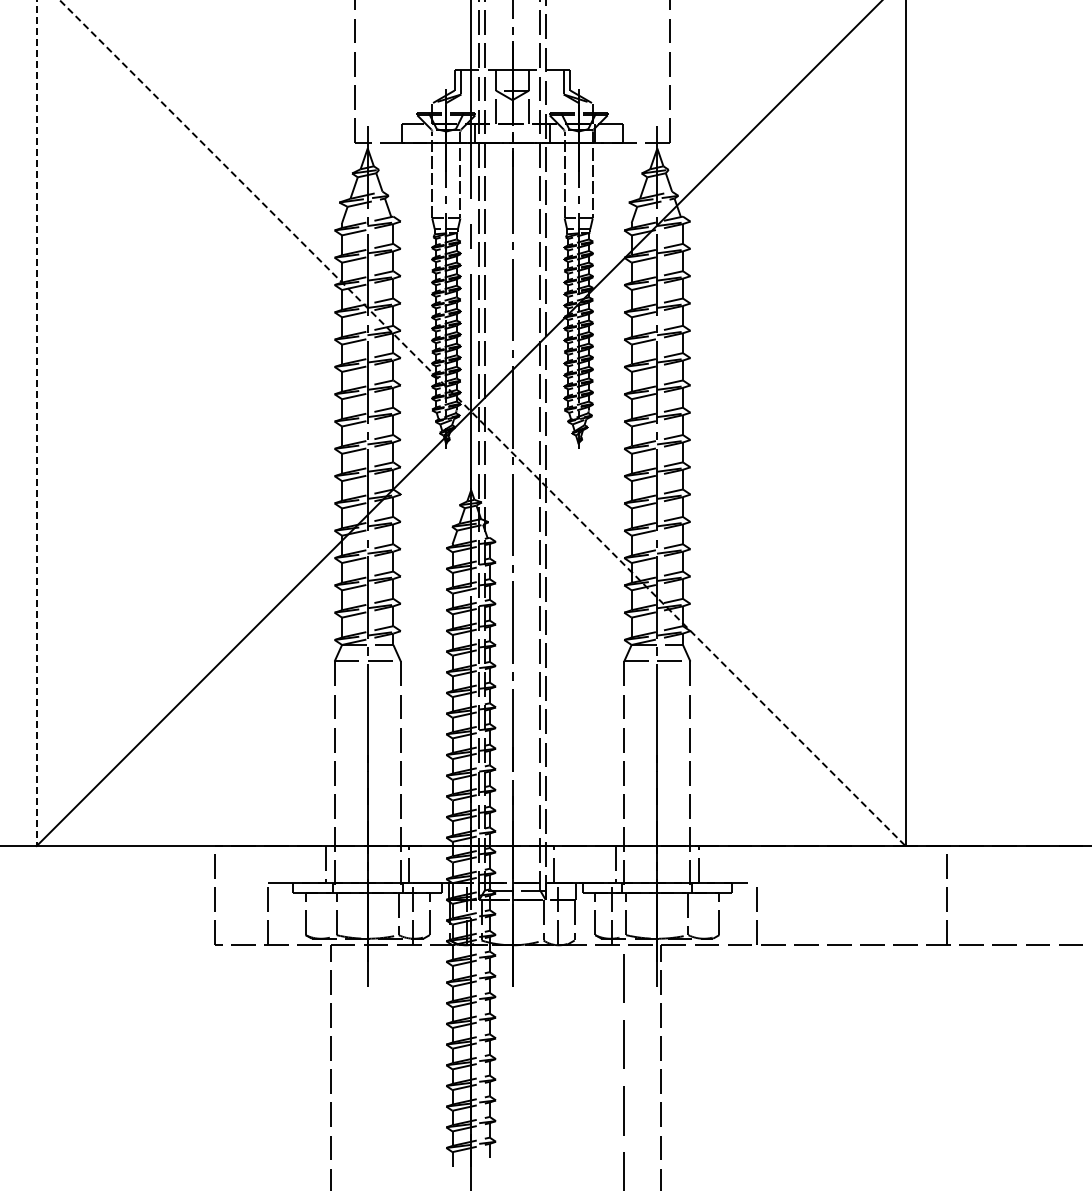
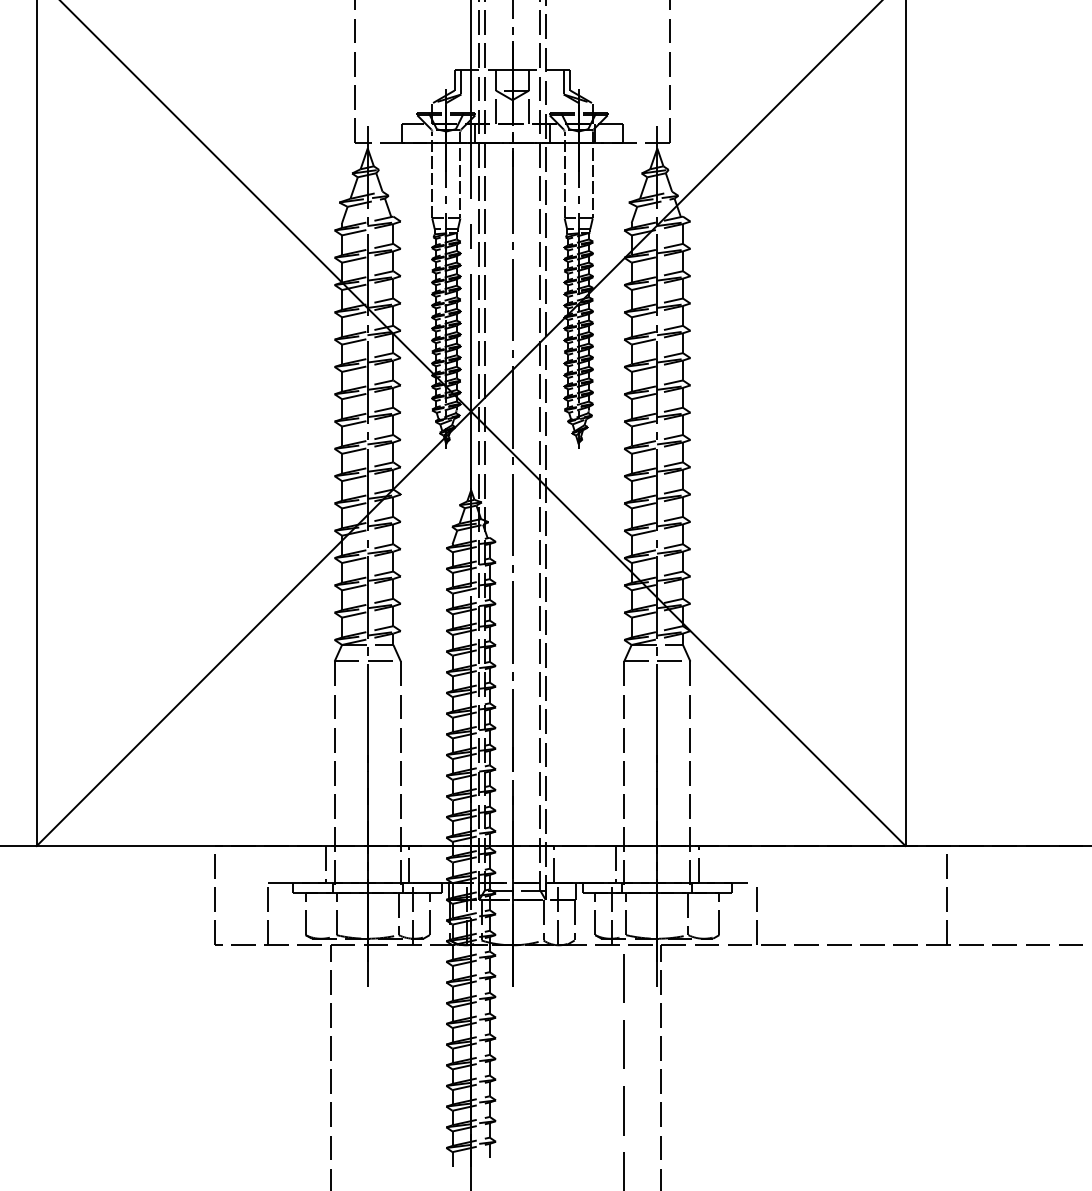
line: dashed -> solid (36, 423)
line: dashed -> solid (482, 423)
